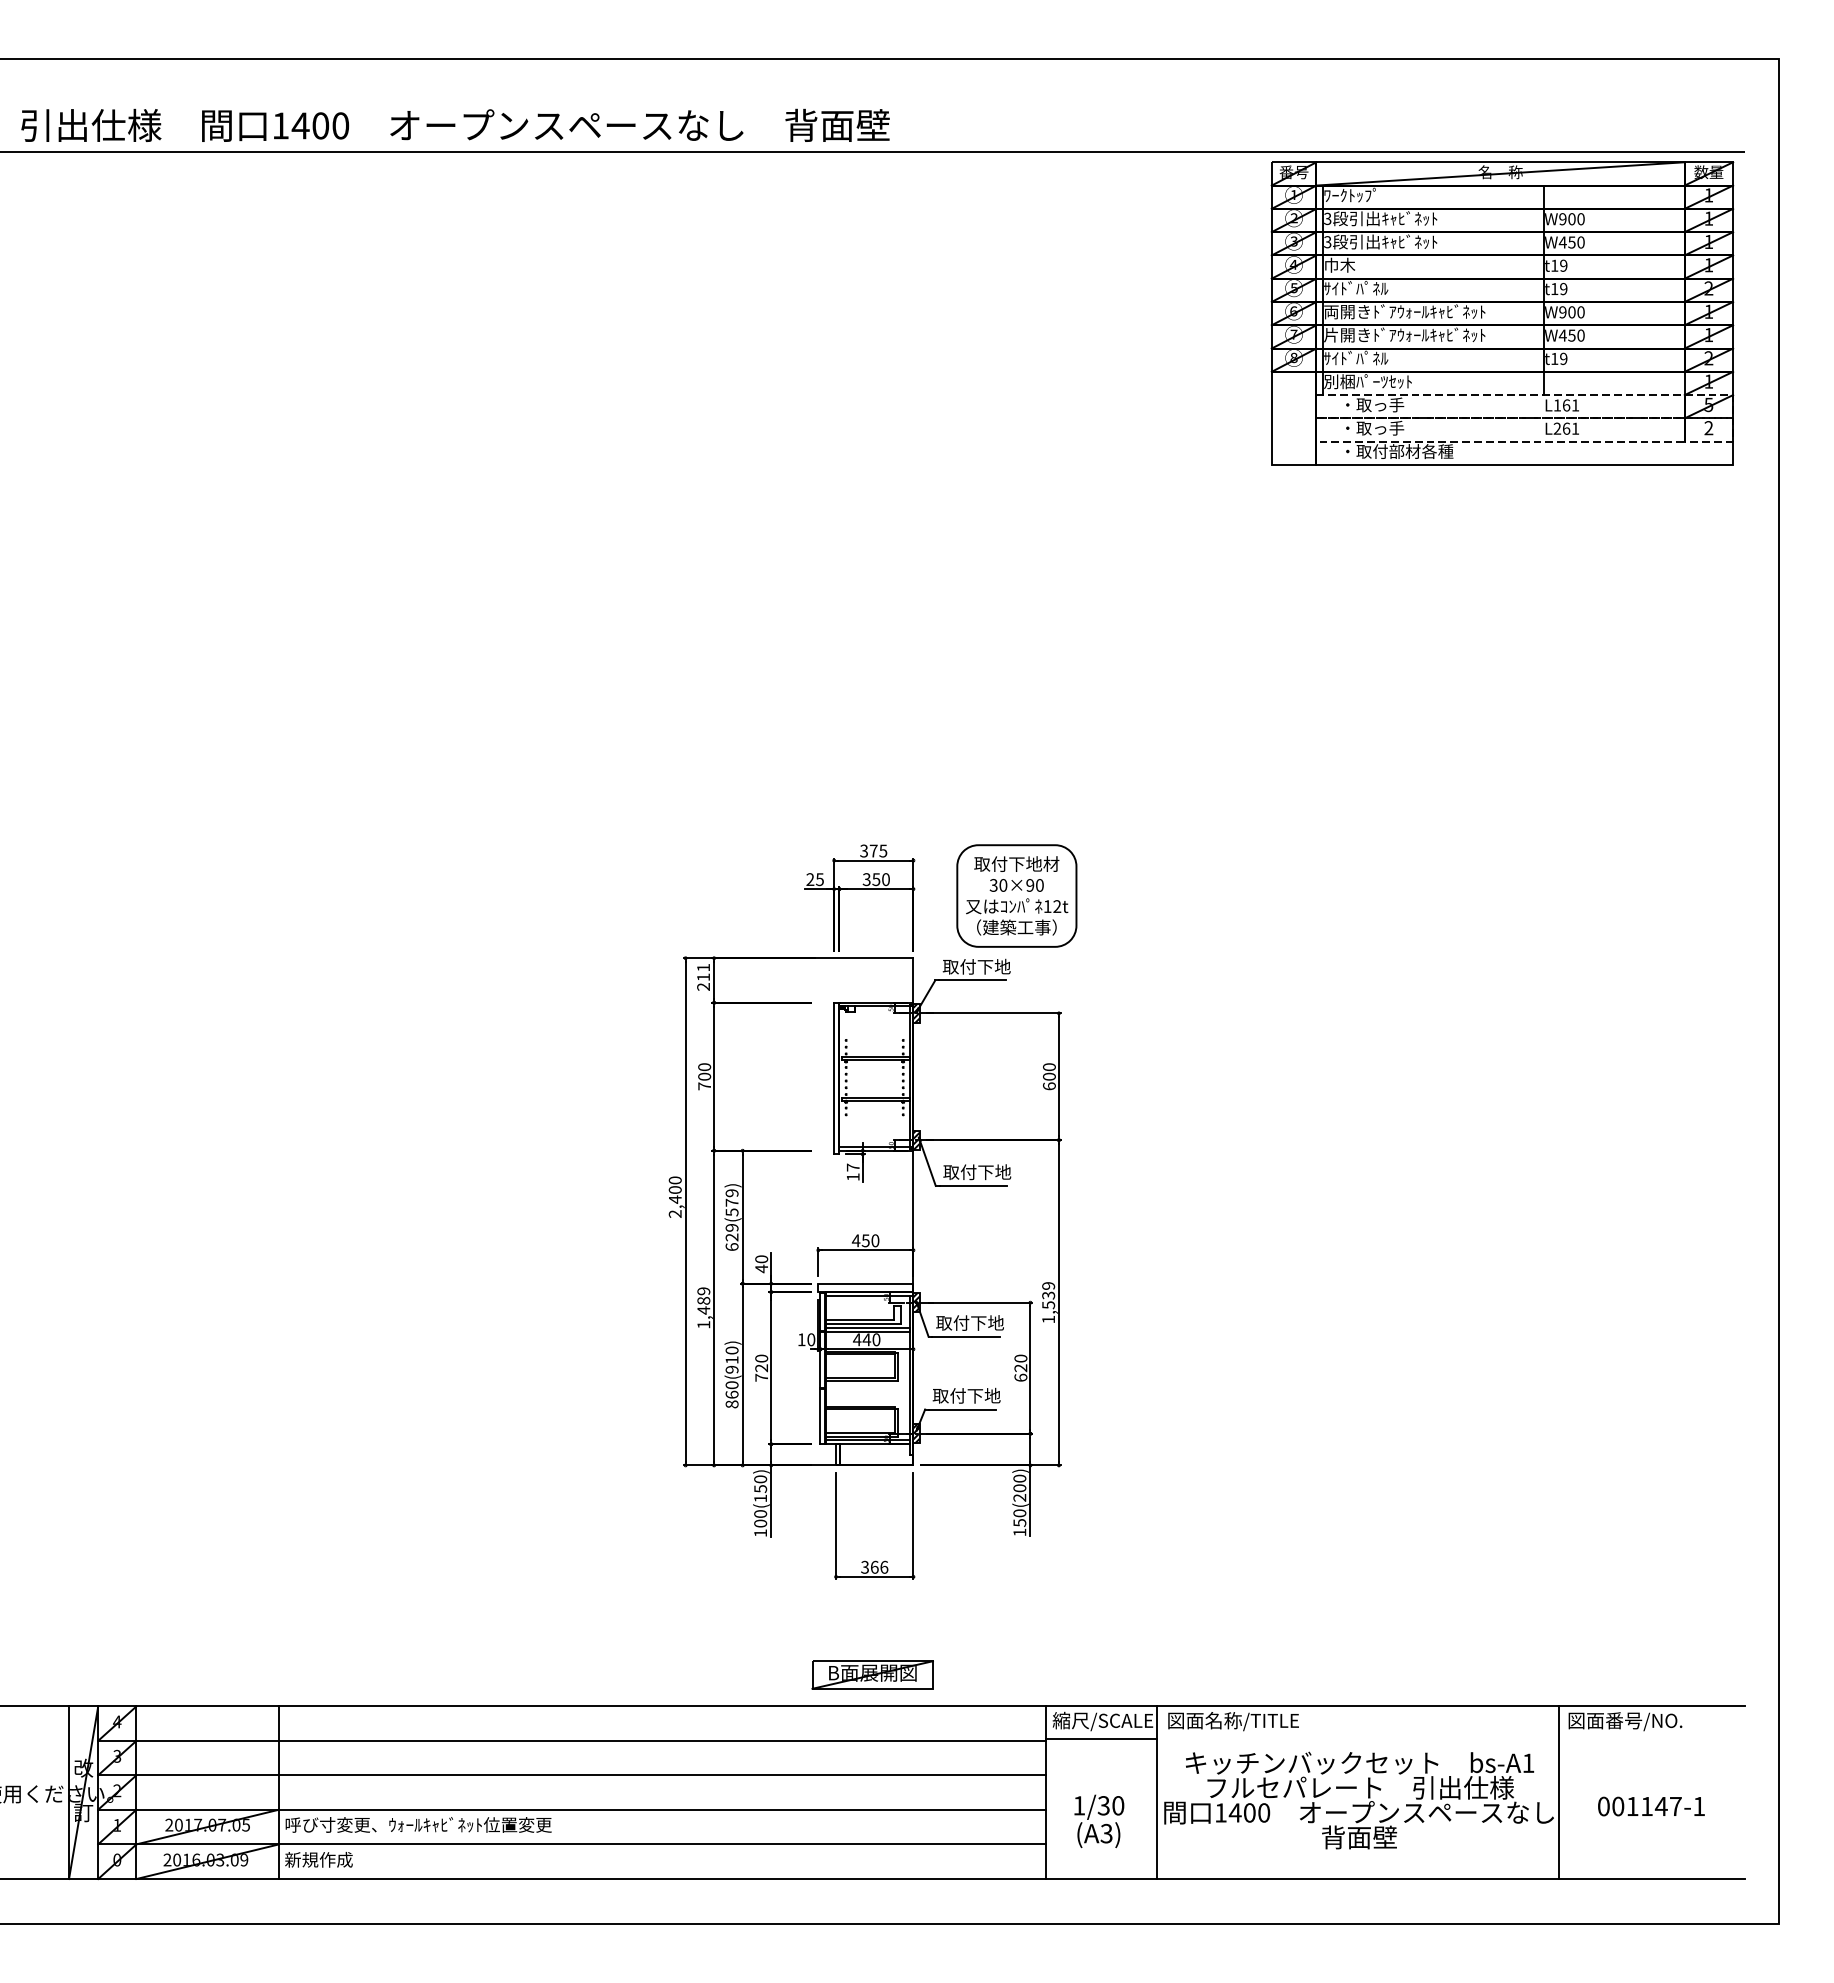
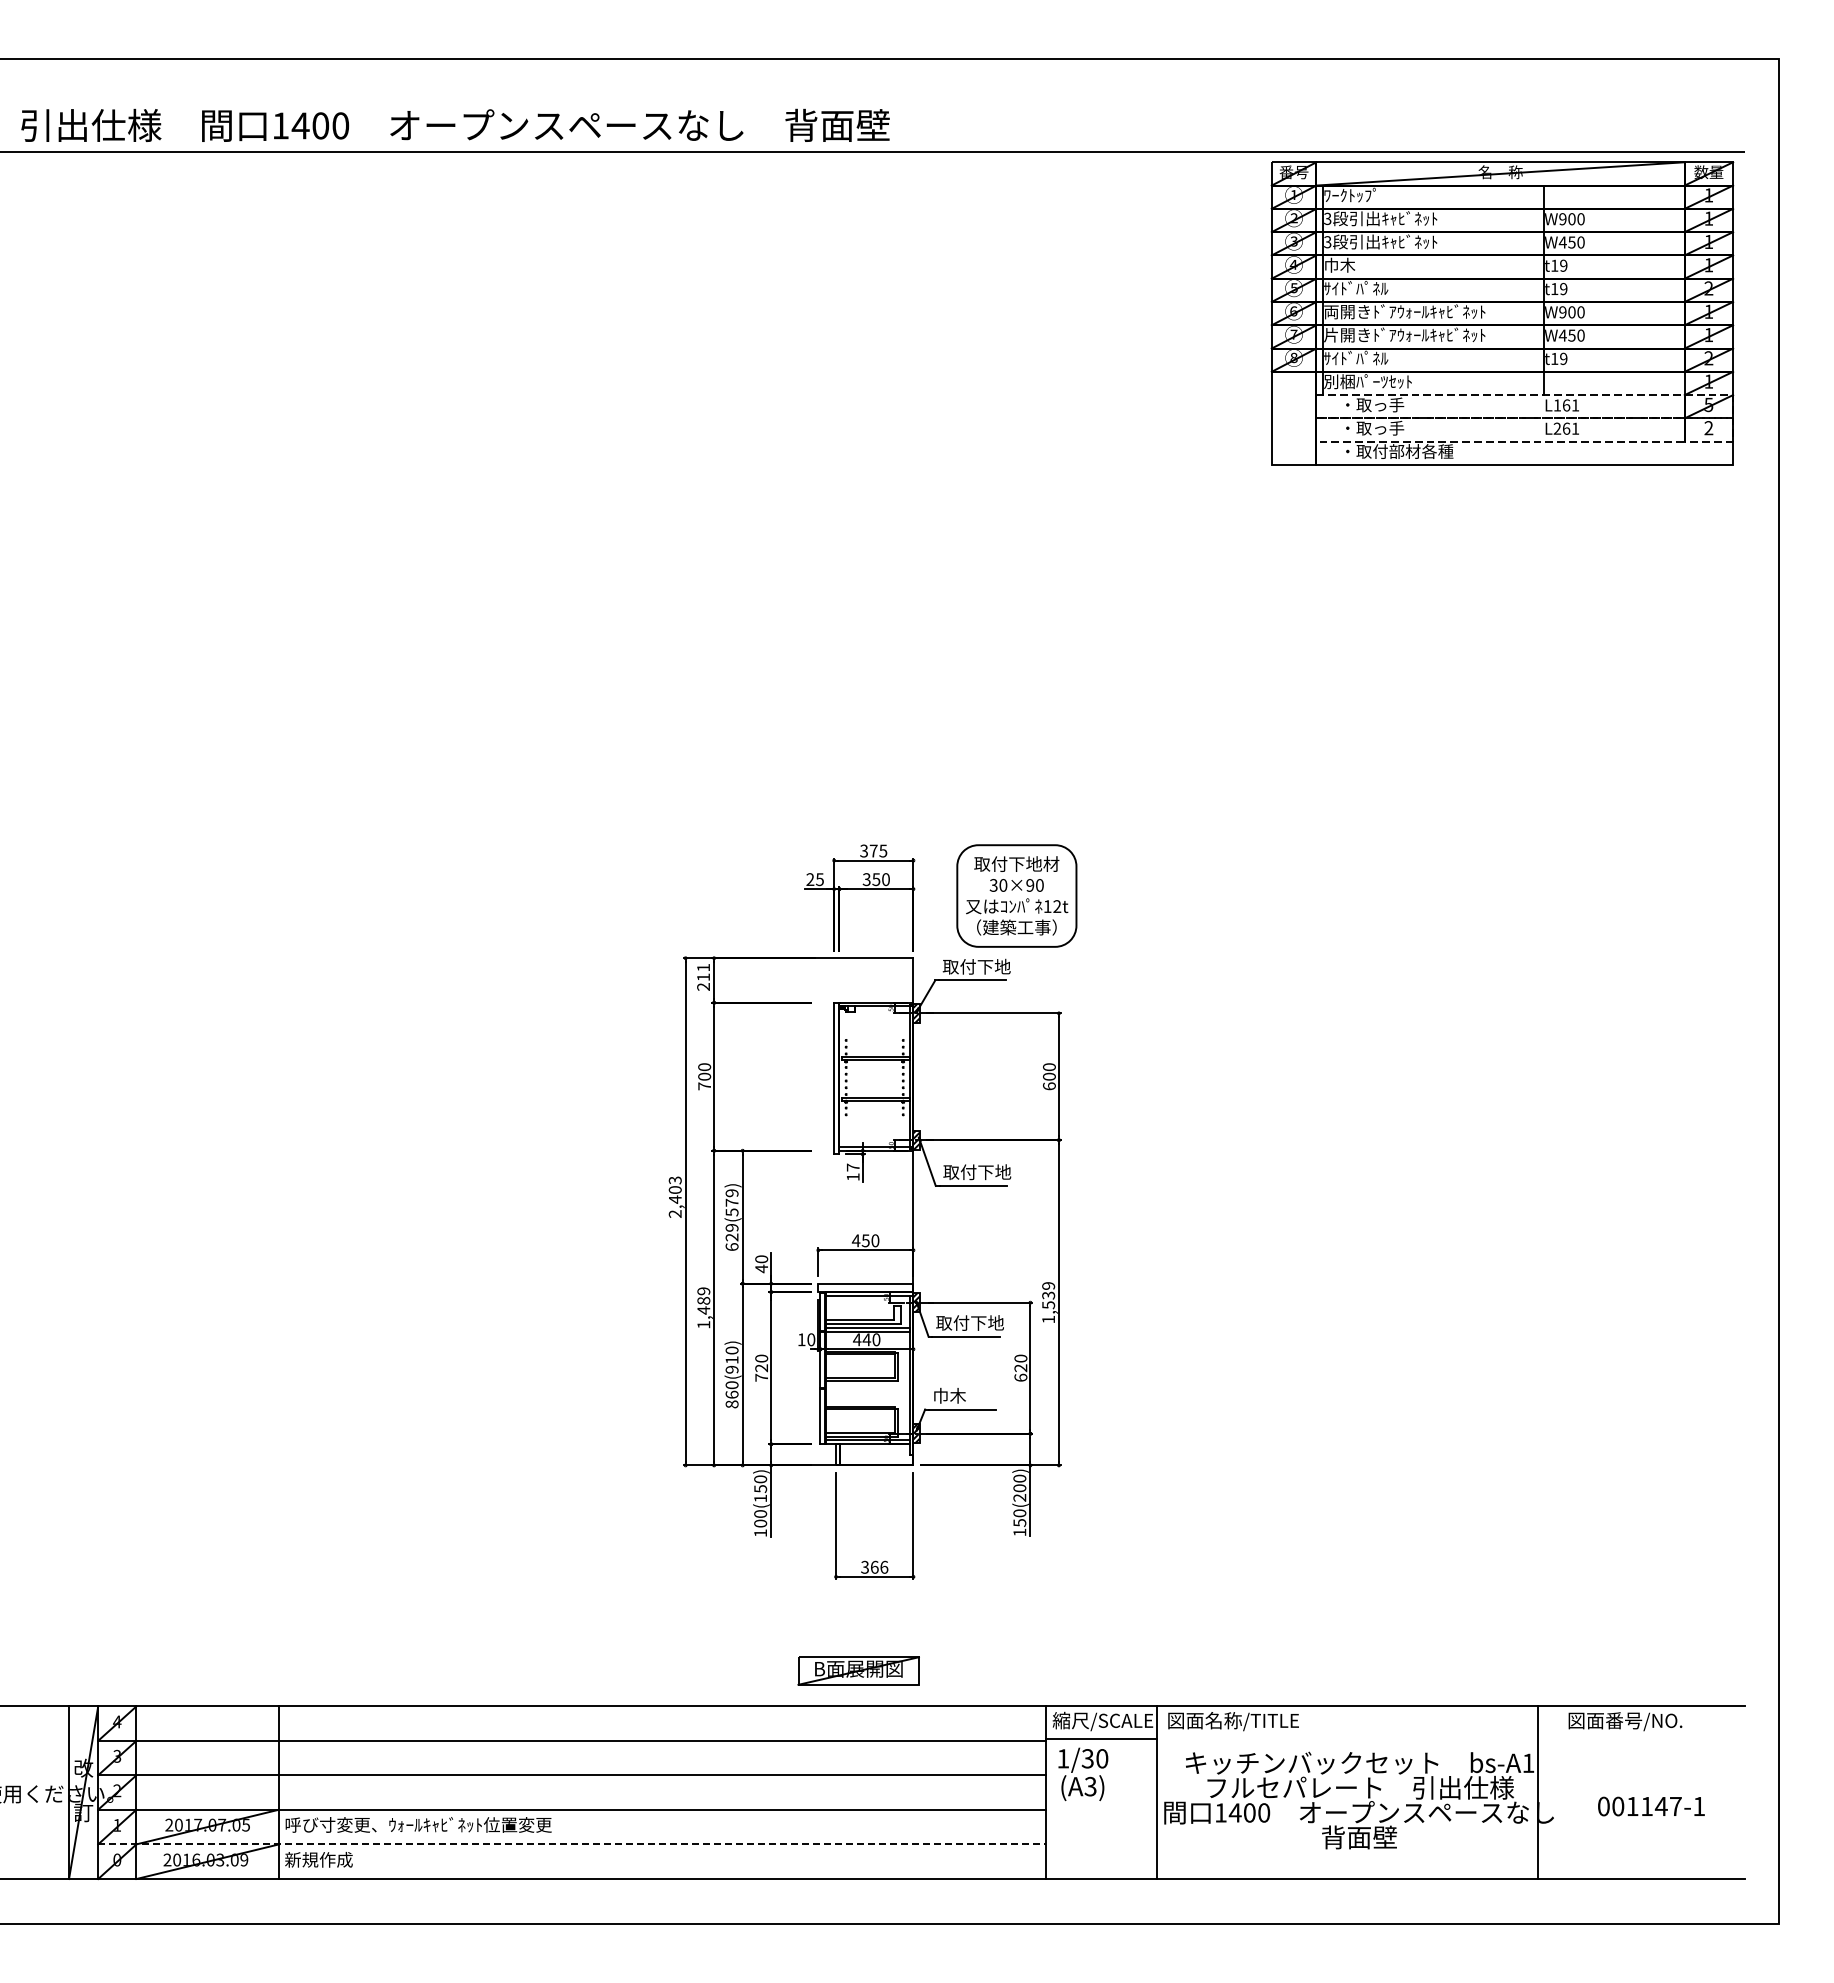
text: 2,400 -> 2,403 (675, 1180)
text: 取付下地 -> 巾木 (966, 1395)
part position: (872, 1674) -> (858, 1670) (858, 1670)
line position: (1558, 1792) -> (1537, 1792) (1537, 1792)
text position: (1099, 1821) -> (1083, 1774) (1083, 1774)
line: solid -> dashed (572, 1844)
